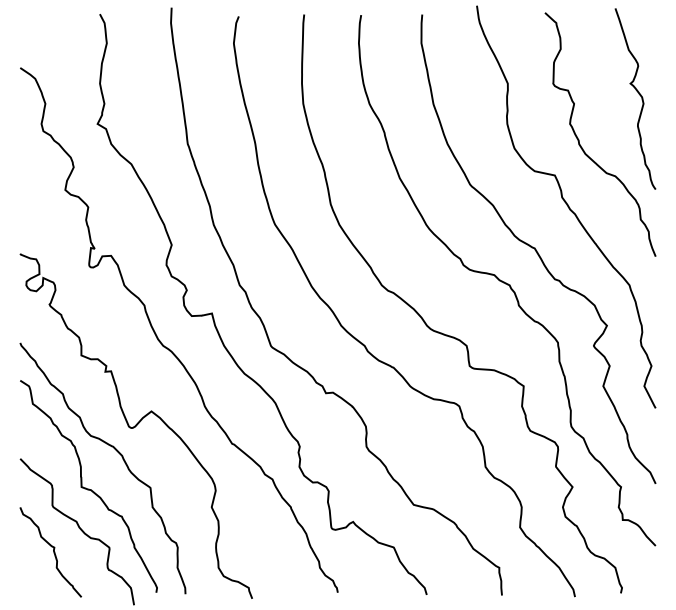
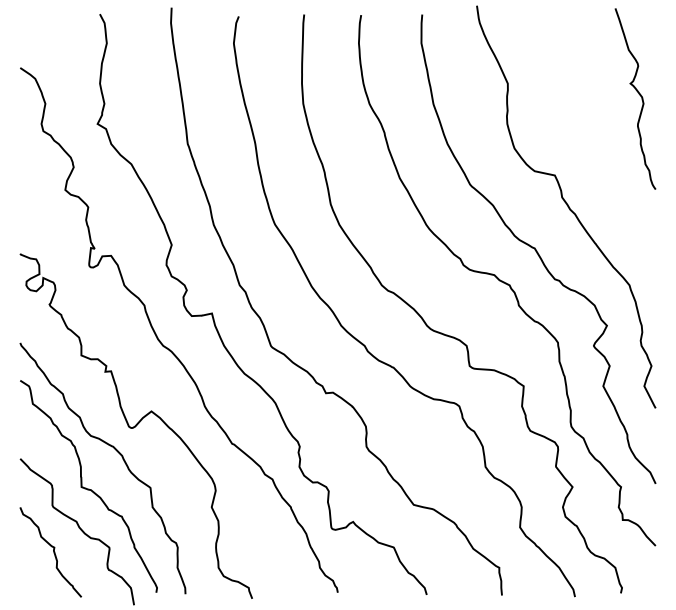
curve: present -> none (579, 139)
